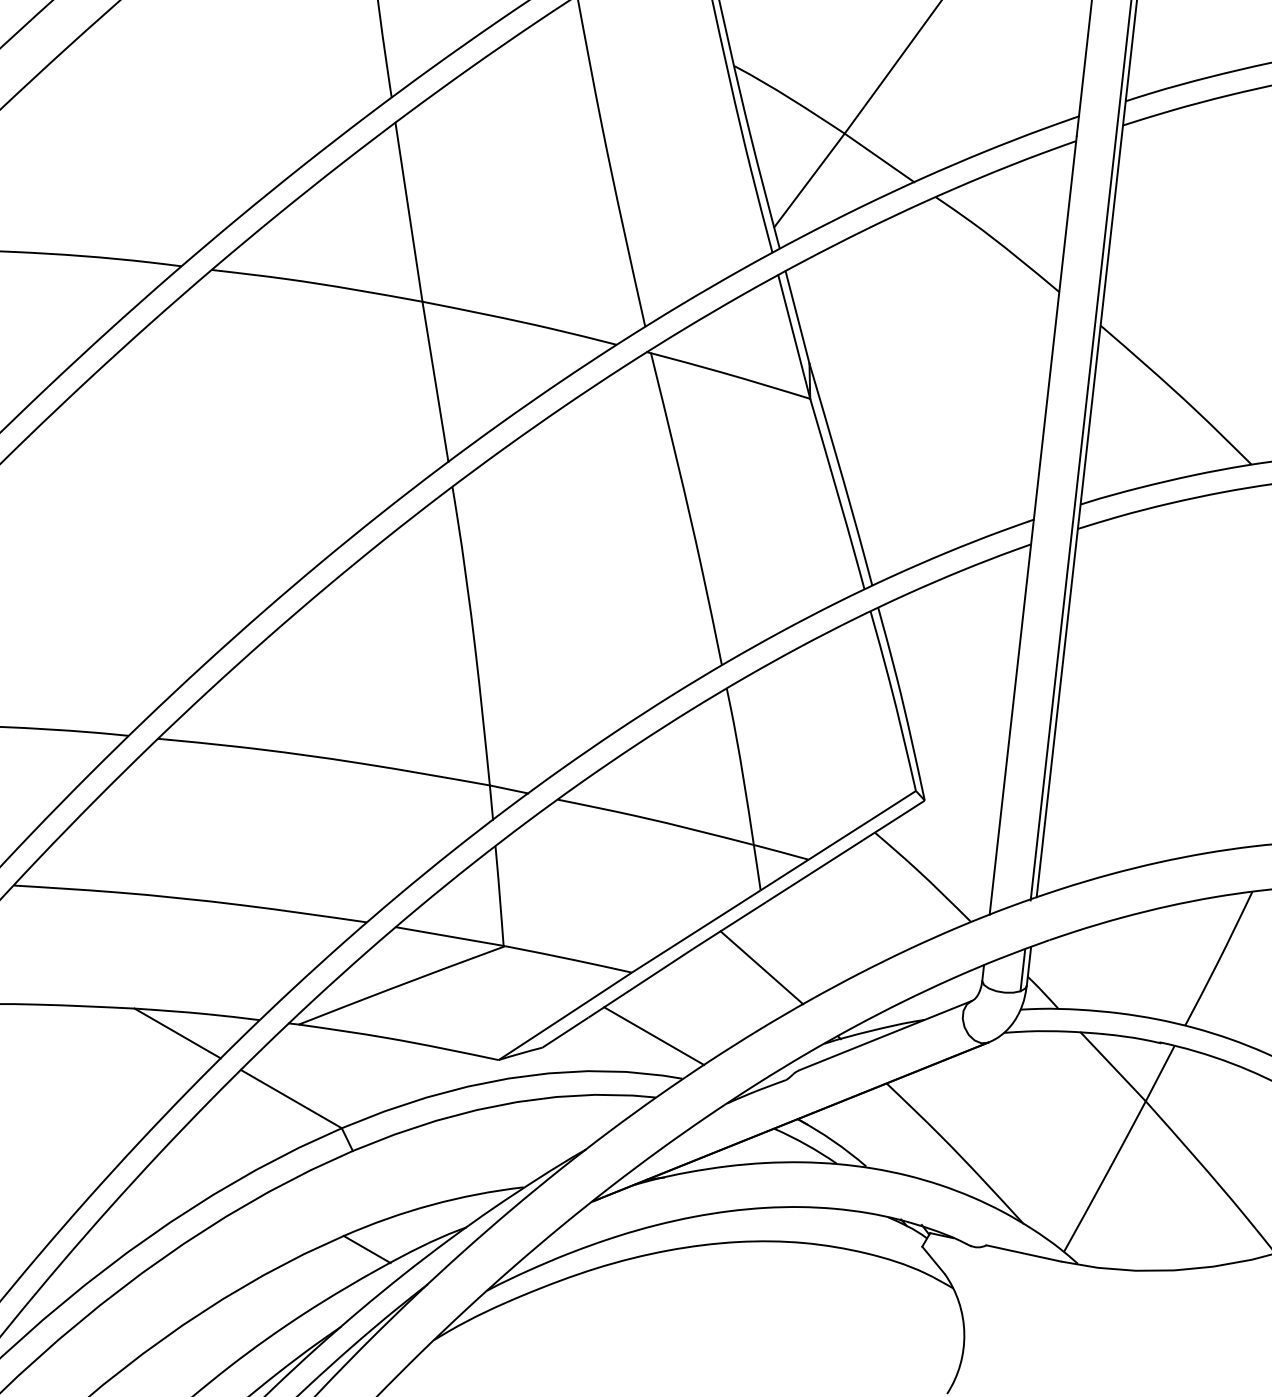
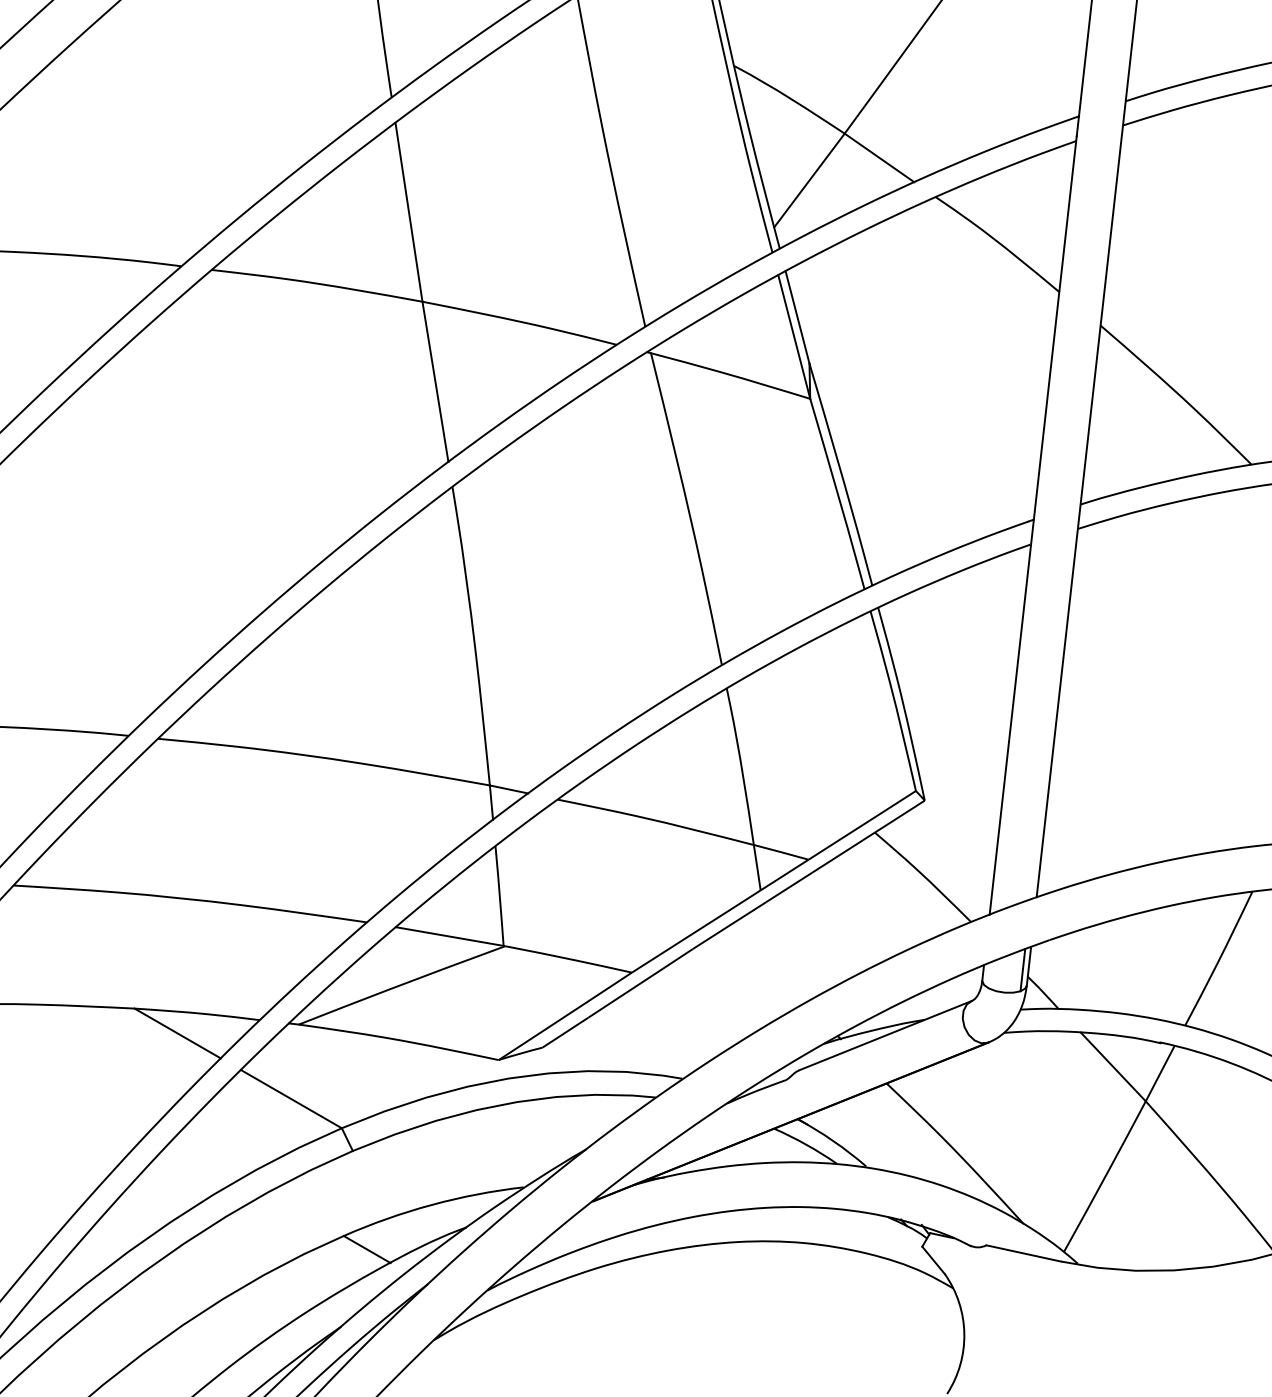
line: present -> none (1080, 451)
line: present -> none (761, 967)
line: present -> none (654, 1035)
